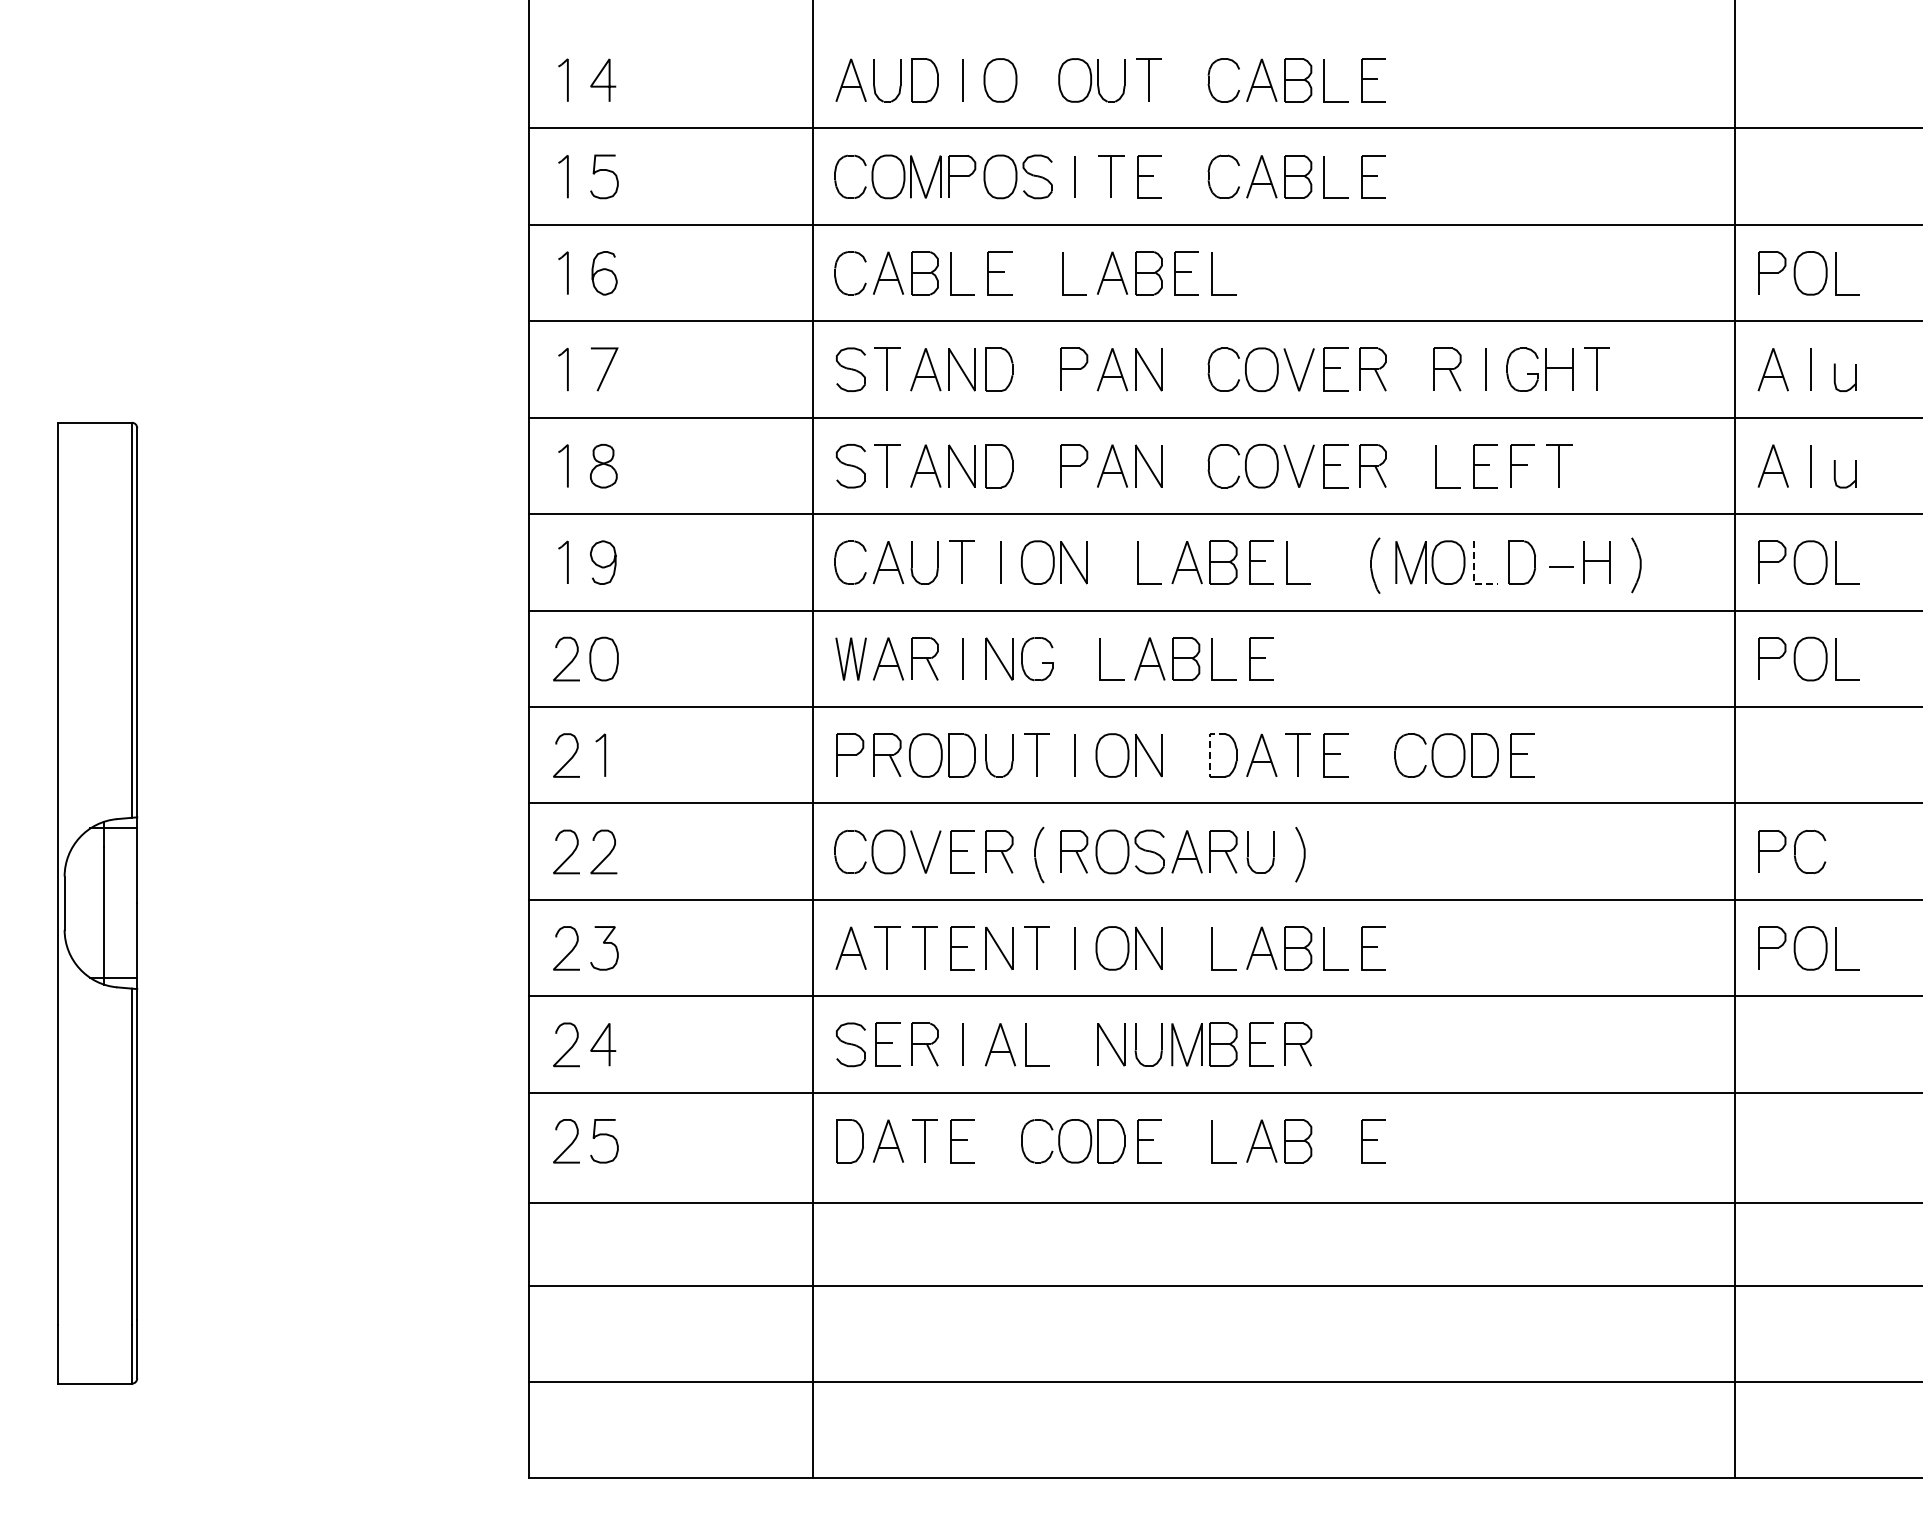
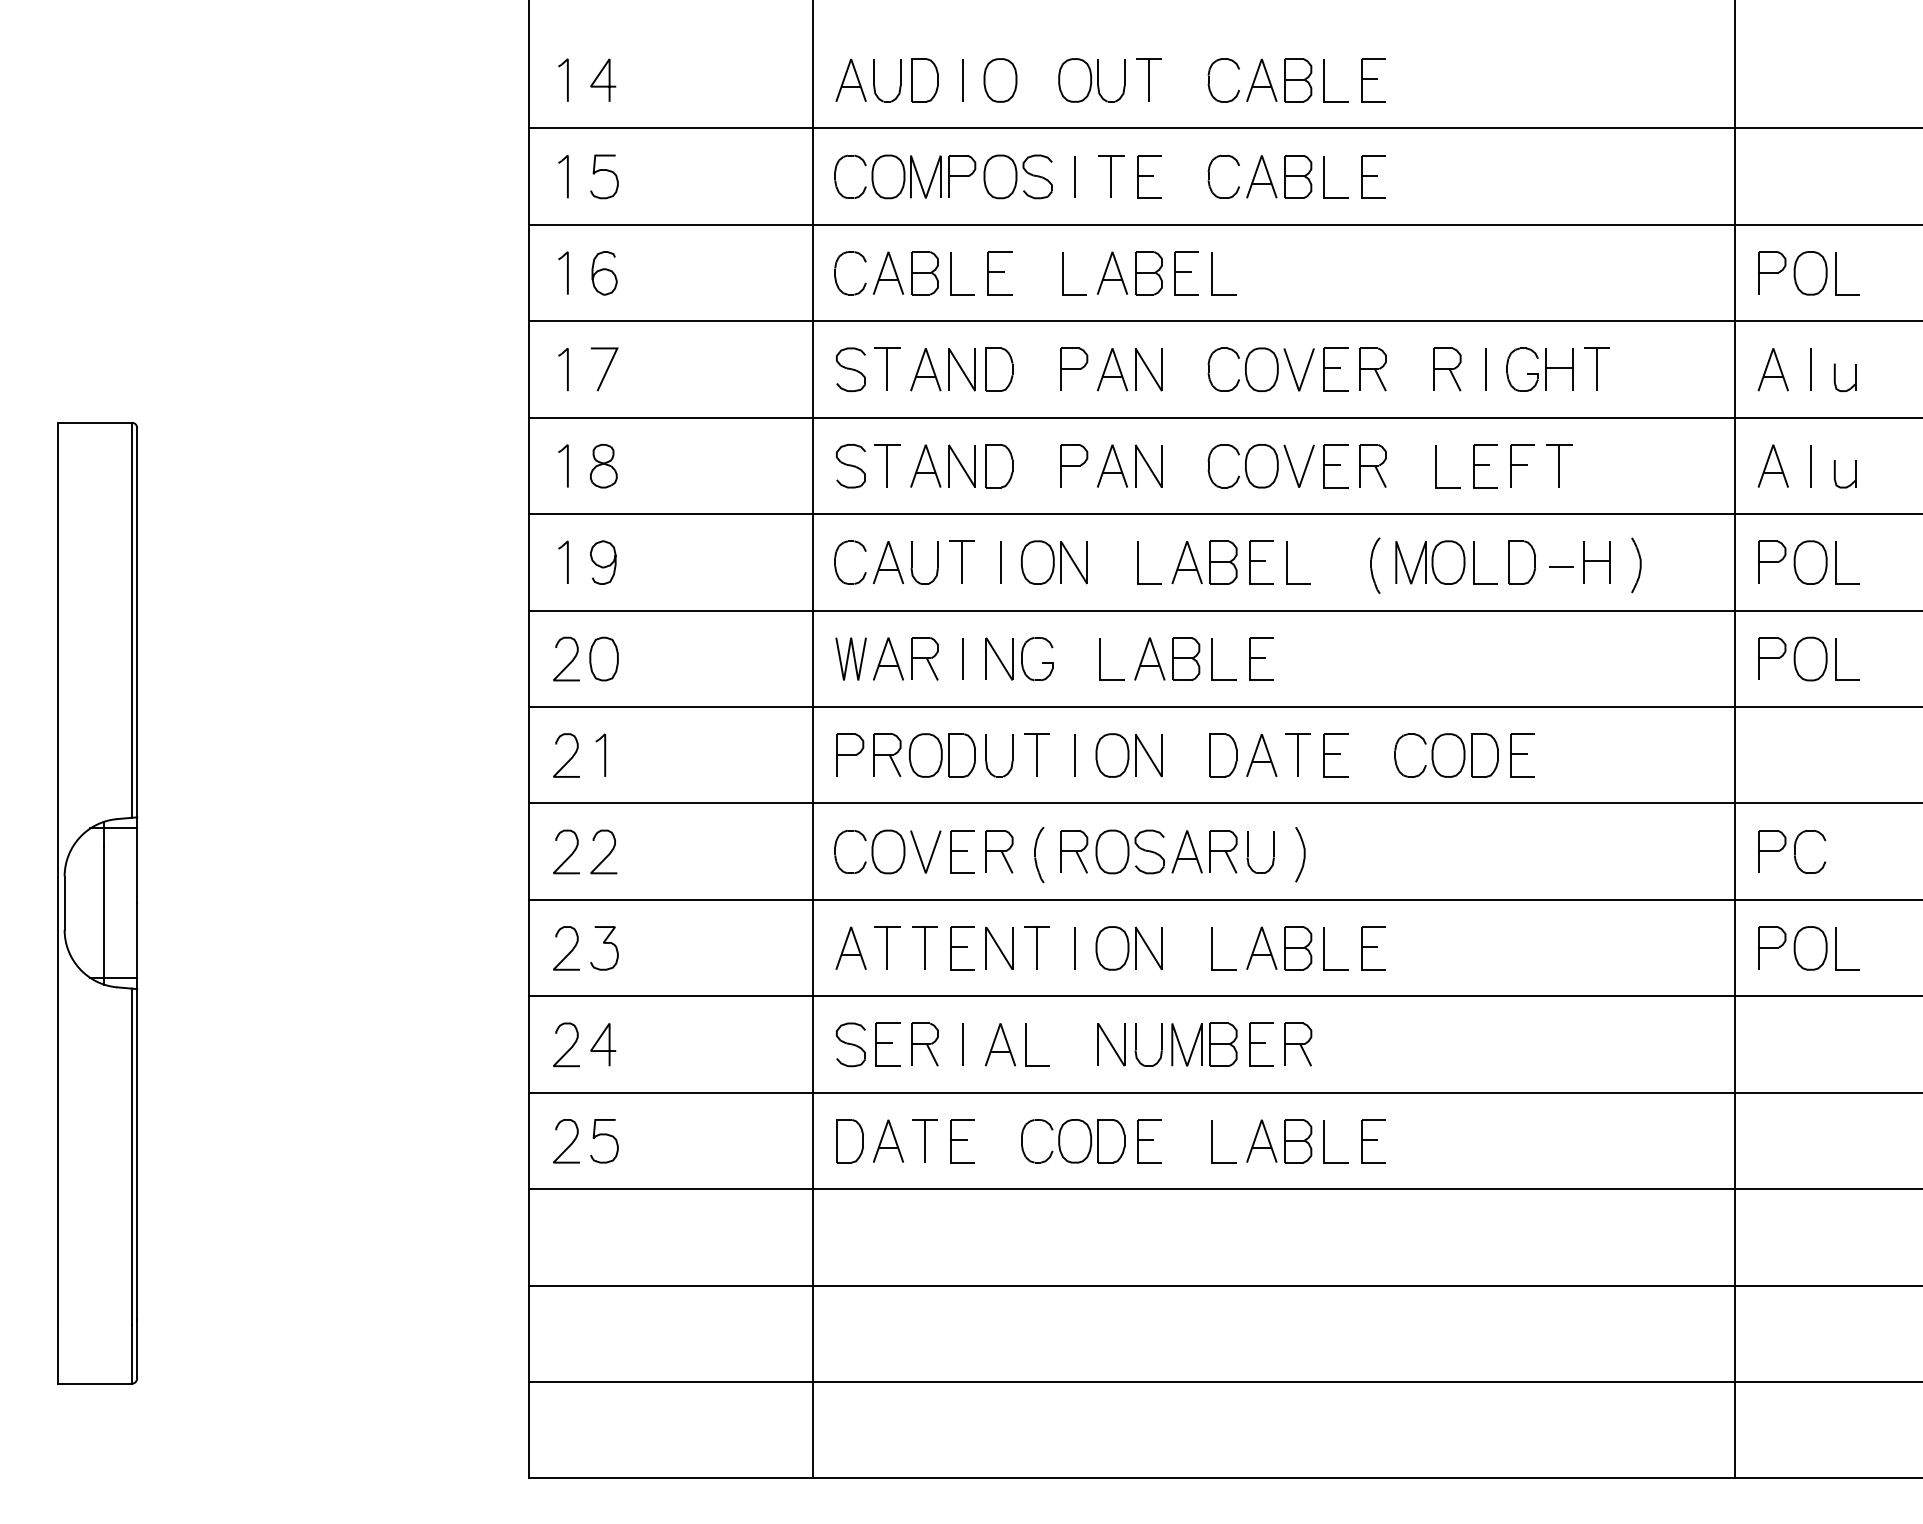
line: dashed -> solid (1473, 576)
line: dashed -> solid (1210, 747)
line: none -> present (1324, 1141)
line position: (1223, 1203) -> (1223, 1189) (1223, 1189)
